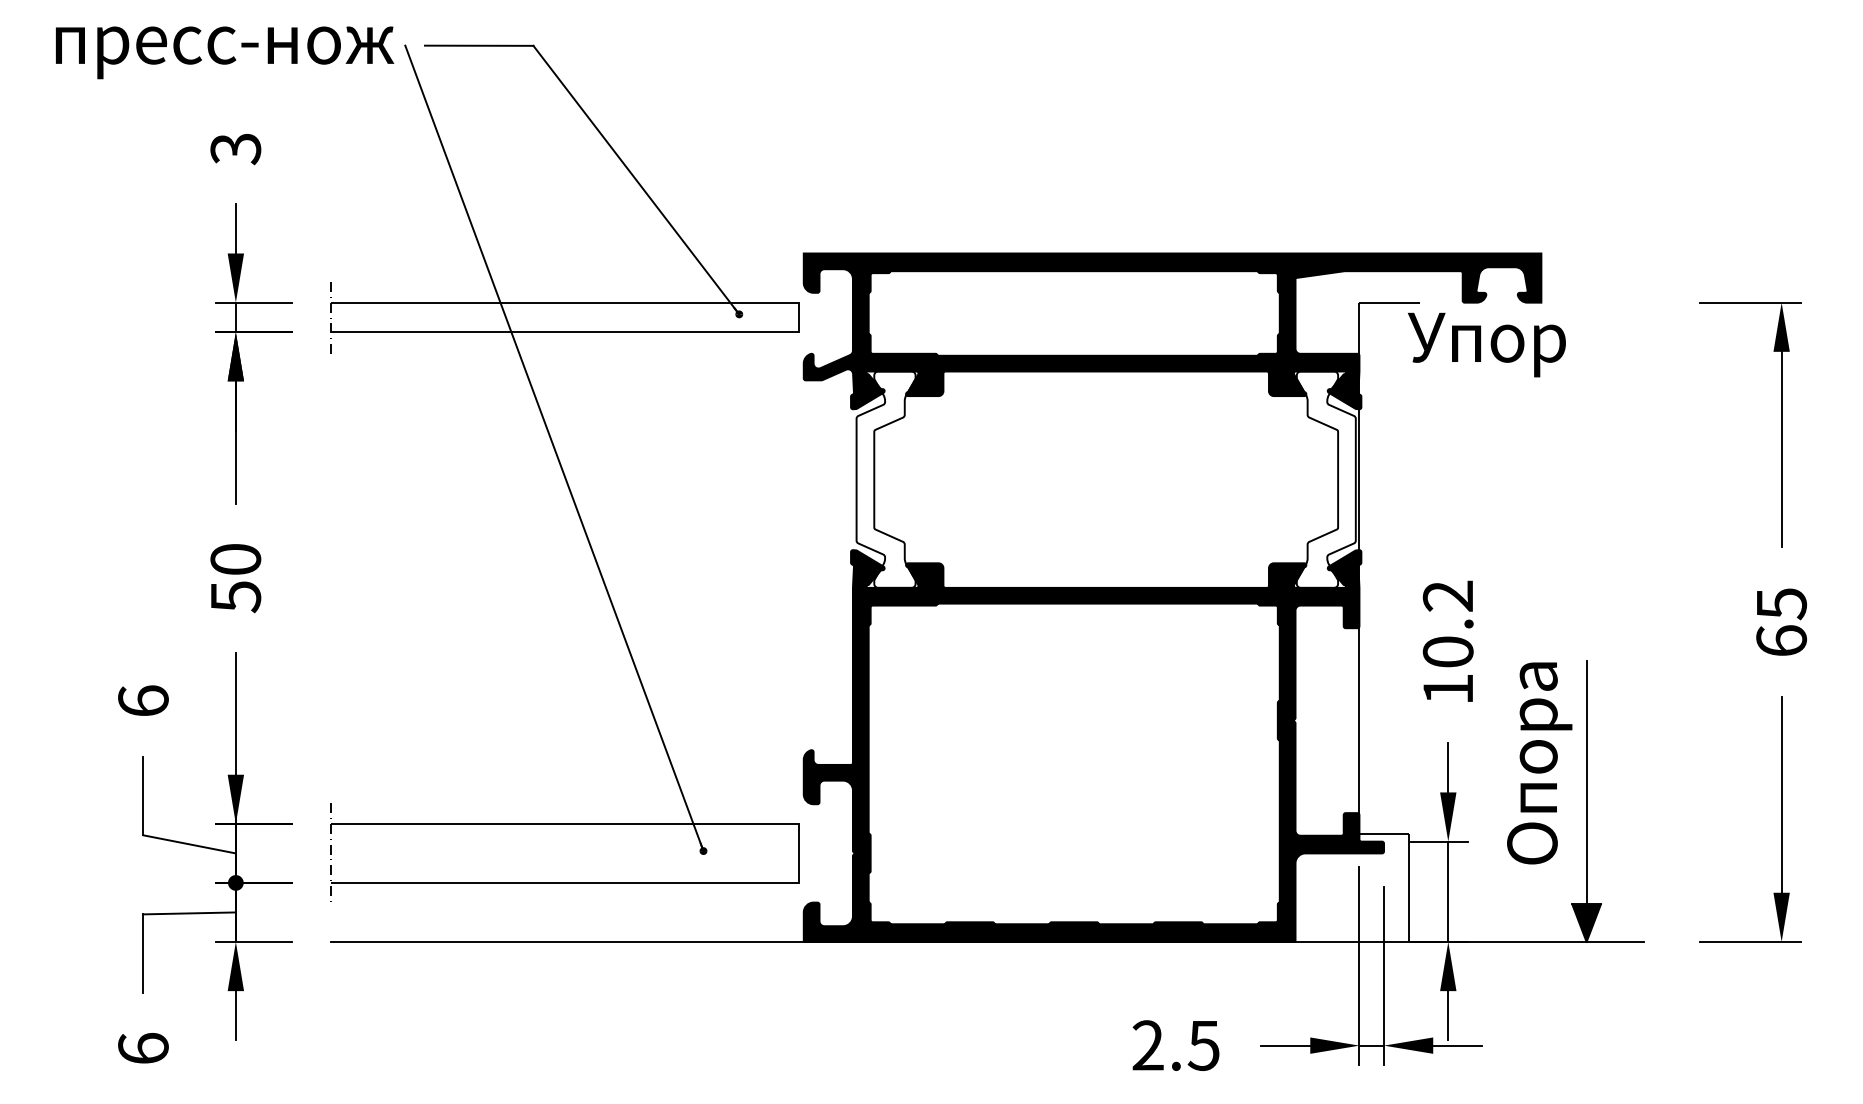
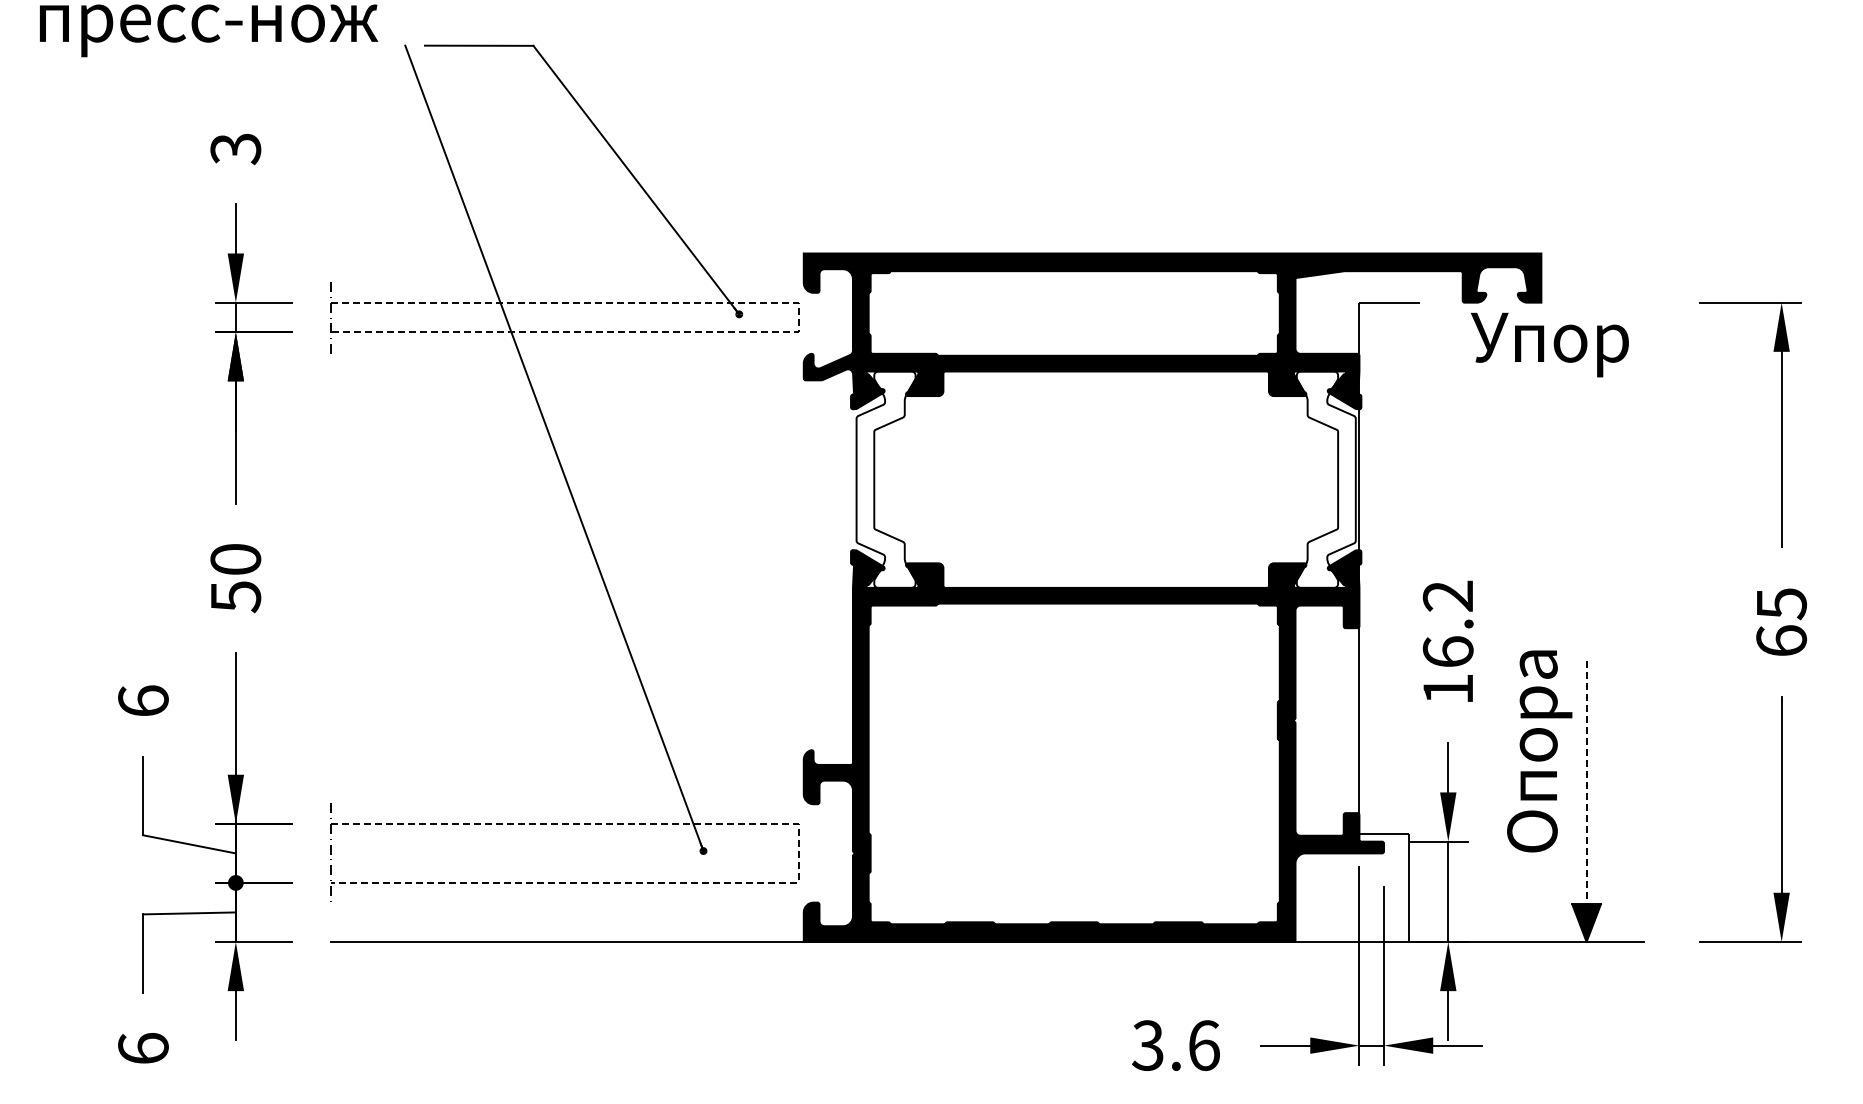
text position: (225, 52) -> (209, 30) (209, 30)
line: solid -> dashed (798, 317)
text position: (1486, 344) -> (1549, 344) (1549, 344)
text: 10.2 -> 16.2 (1447, 651)
text position: (1539, 763) -> (1539, 751) (1539, 751)
line: solid -> dashed (1586, 802)
line: solid -> dashed (798, 853)
text: 2.5 -> 3.6 (1175, 1045)
